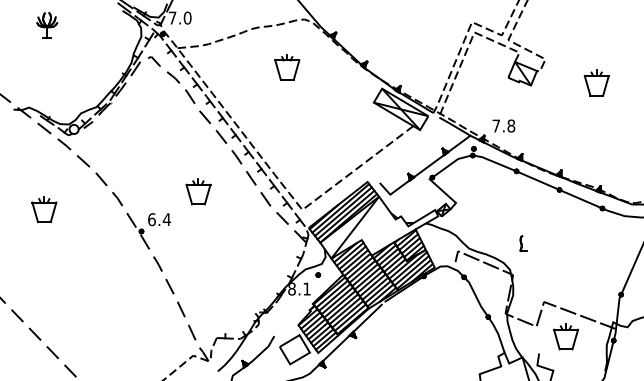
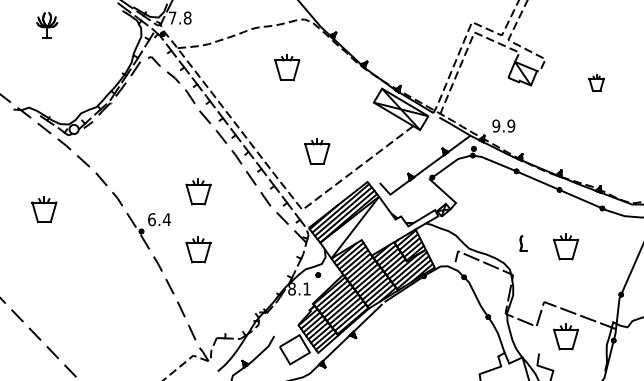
text: 7.0 -> 7.8 (187, 17)
part size: 27x28 px -> 17x18 px (596, 82)
text: 7.8 -> 9.9 (503, 125)
part: none -> present (317, 151)
part: none -> present (566, 246)
part: none -> present (198, 249)
